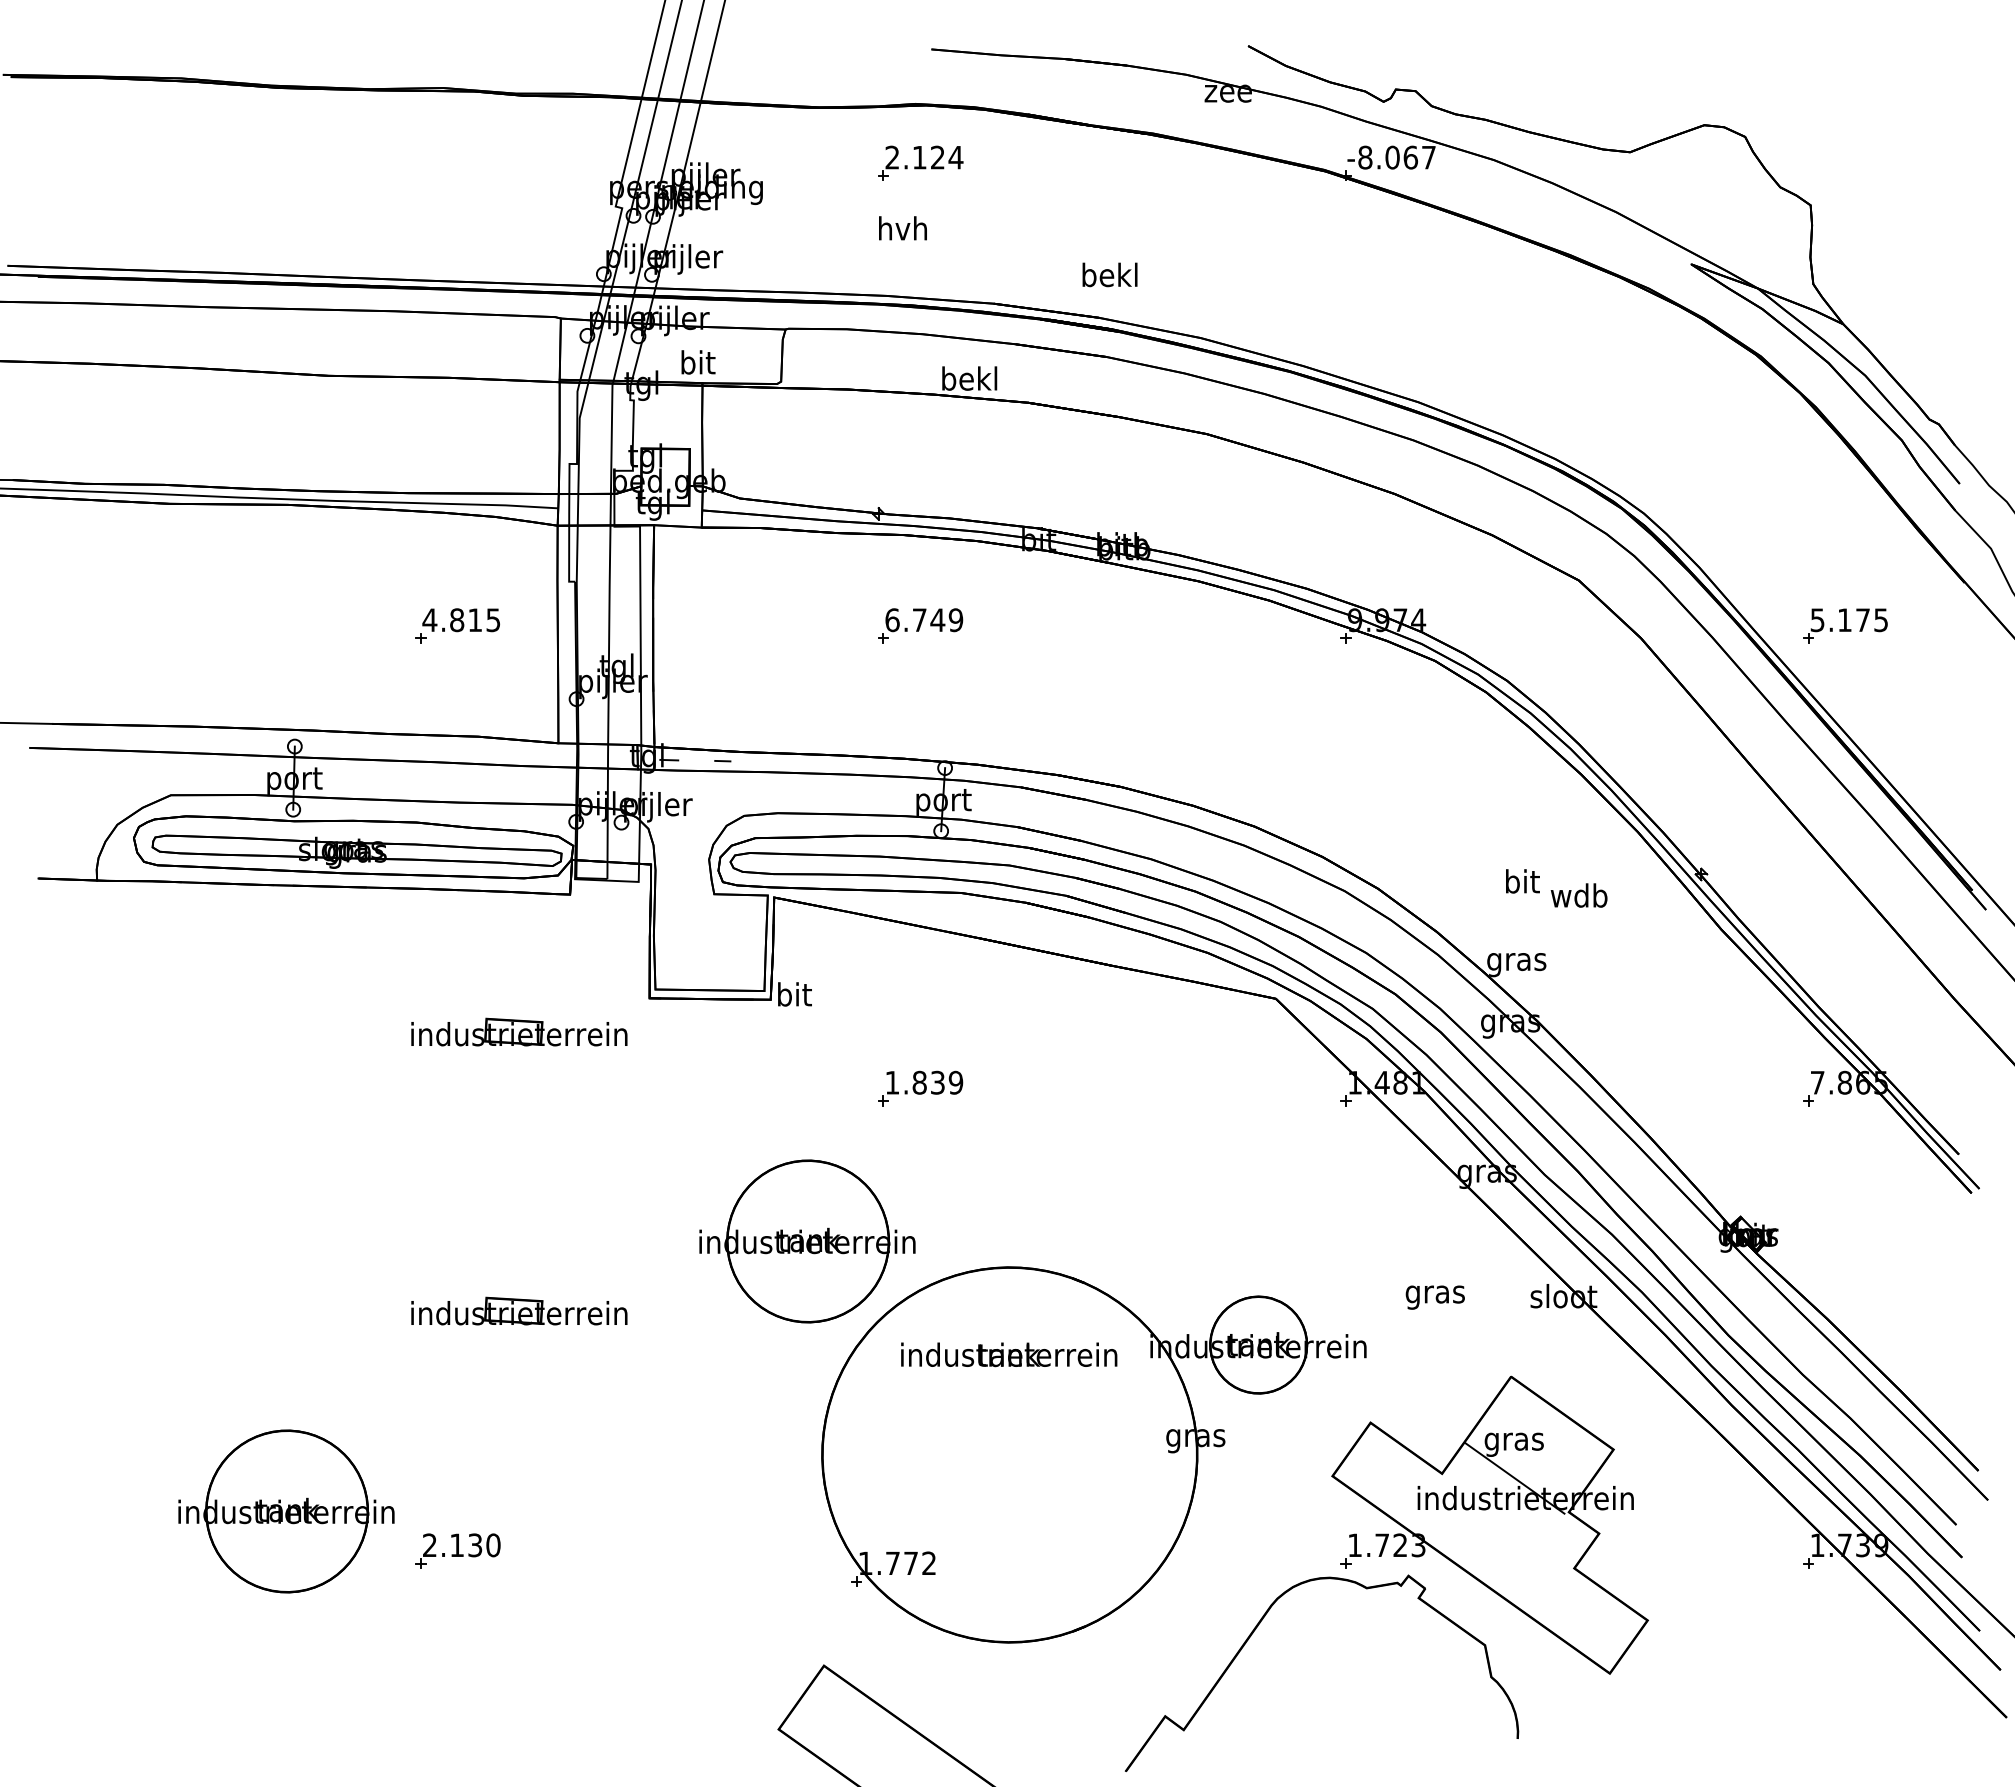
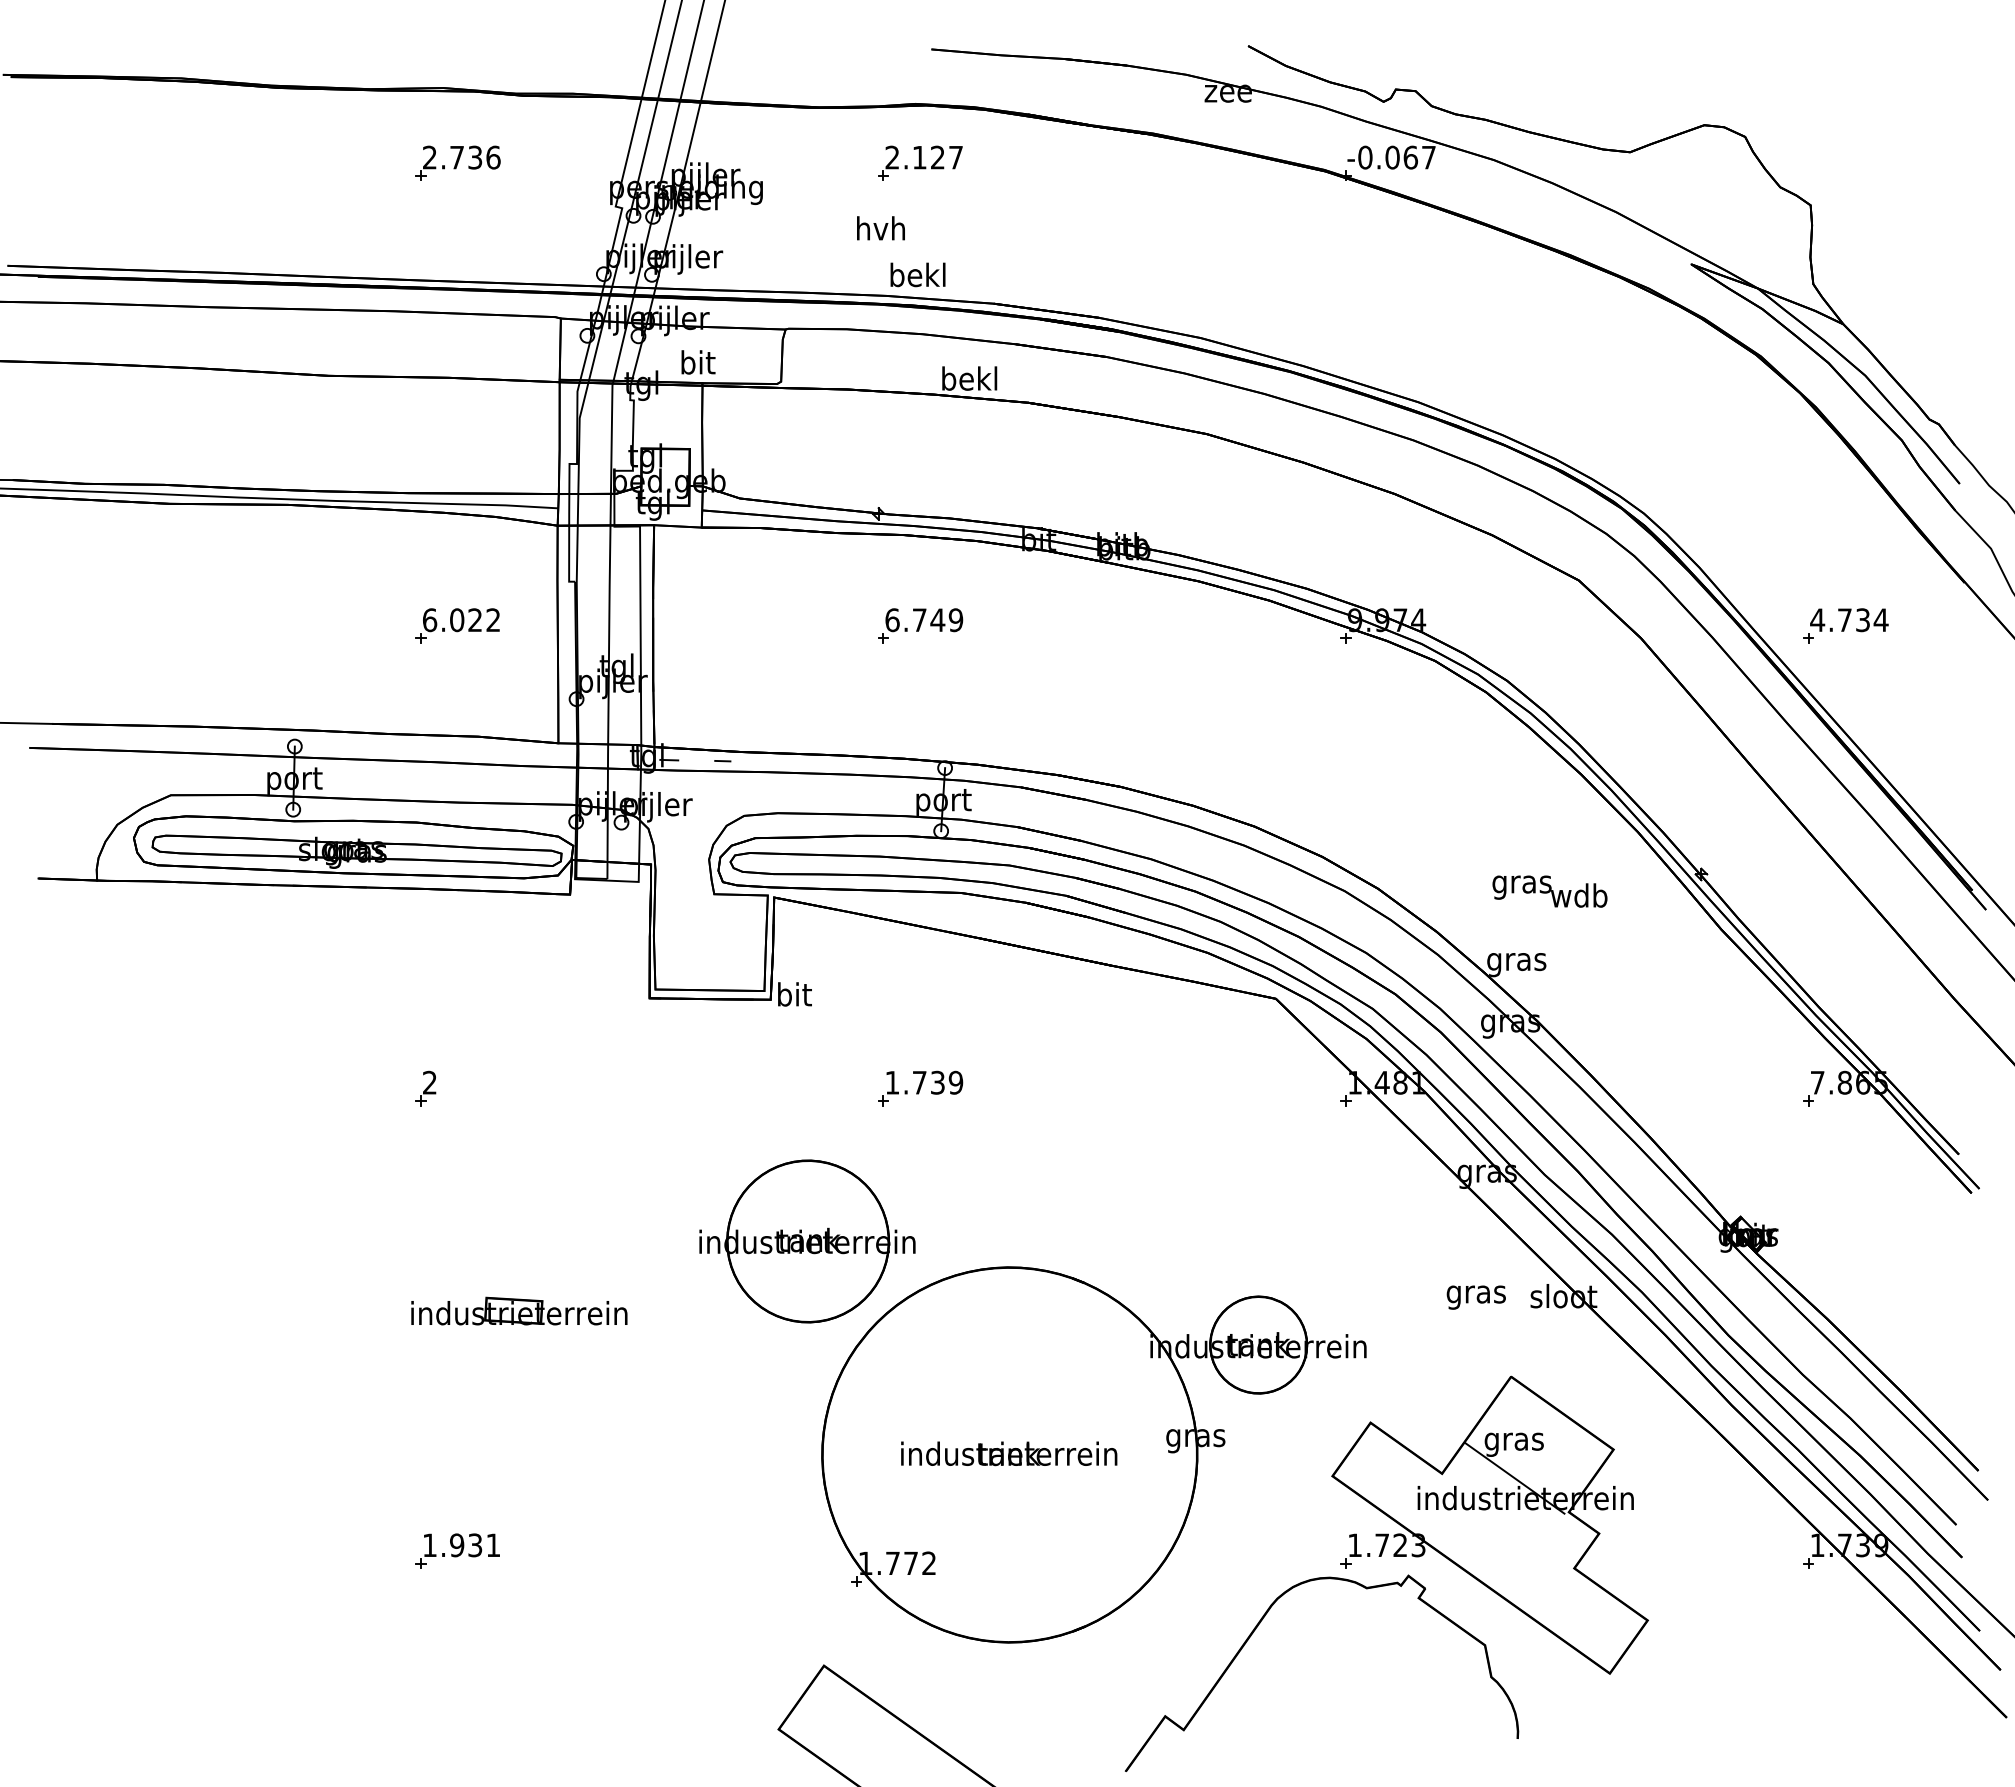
text: 2.124 -> 2.127 (955, 157)
text: -8.067 -> -0.067 (1365, 157)
part: none -> present (457, 162)
text position: (902, 228) -> (880, 228) (880, 228)
text position: (1109, 274) -> (917, 274) (917, 274)
text: 4.815 -> 6.022 (461, 620)
text: 5.175 -> 4.734 (1849, 620)
text: bit -> gras (1521, 884)
part: present -> none (519, 1031)
text: 1.839 -> 1.739 (919, 1082)
part: none -> present (425, 1088)
text position: (1434, 1297) -> (1475, 1297) (1475, 1297)
text position: (1009, 1354) -> (1009, 1453) (1009, 1453)
part: present -> none (286, 1511)
text: 2.130 -> 1.931 (461, 1545)
